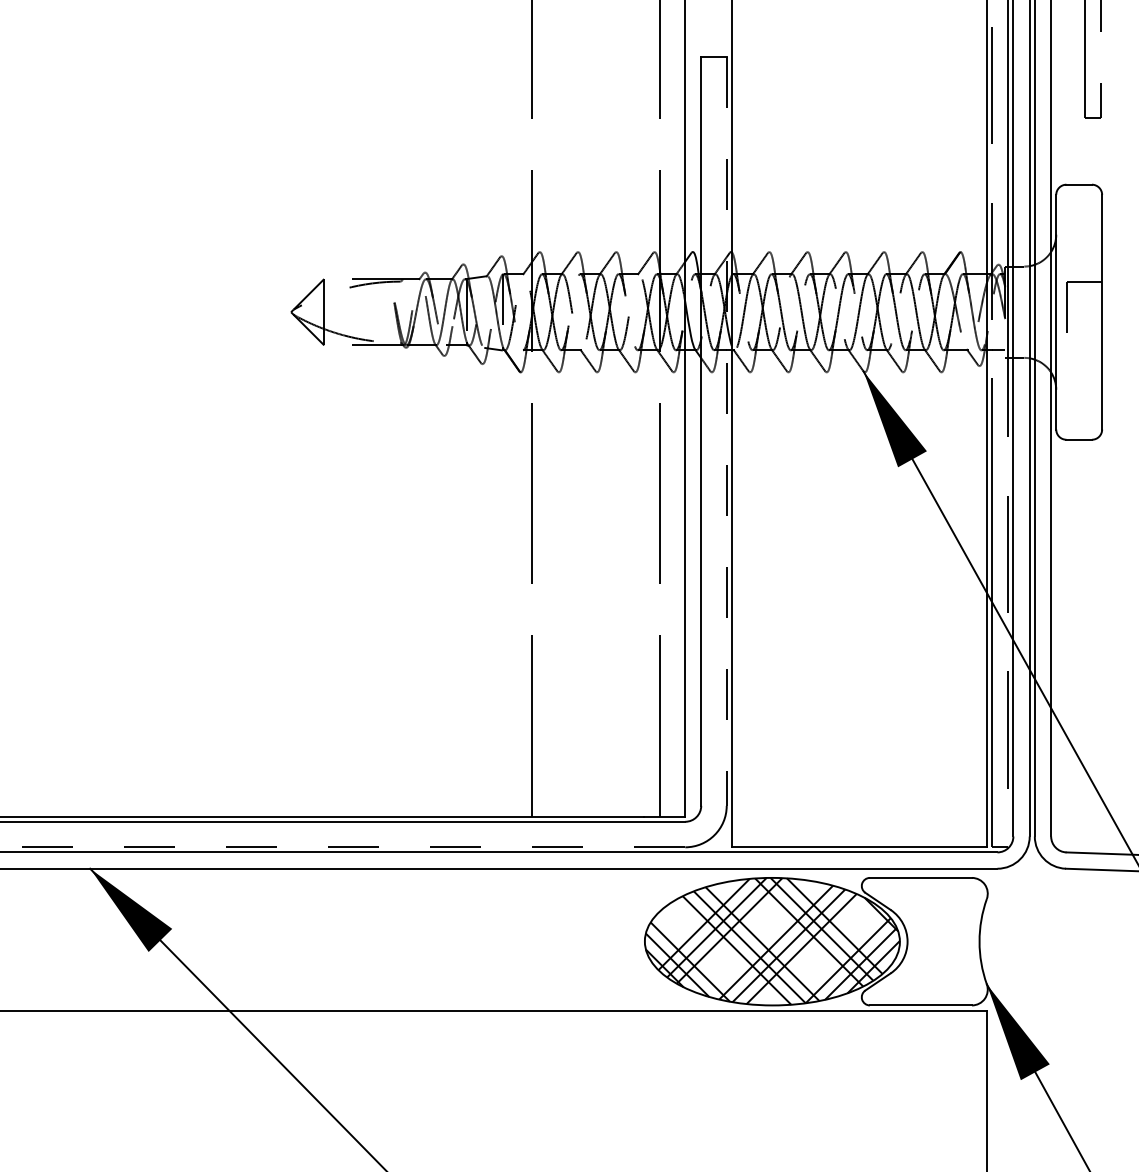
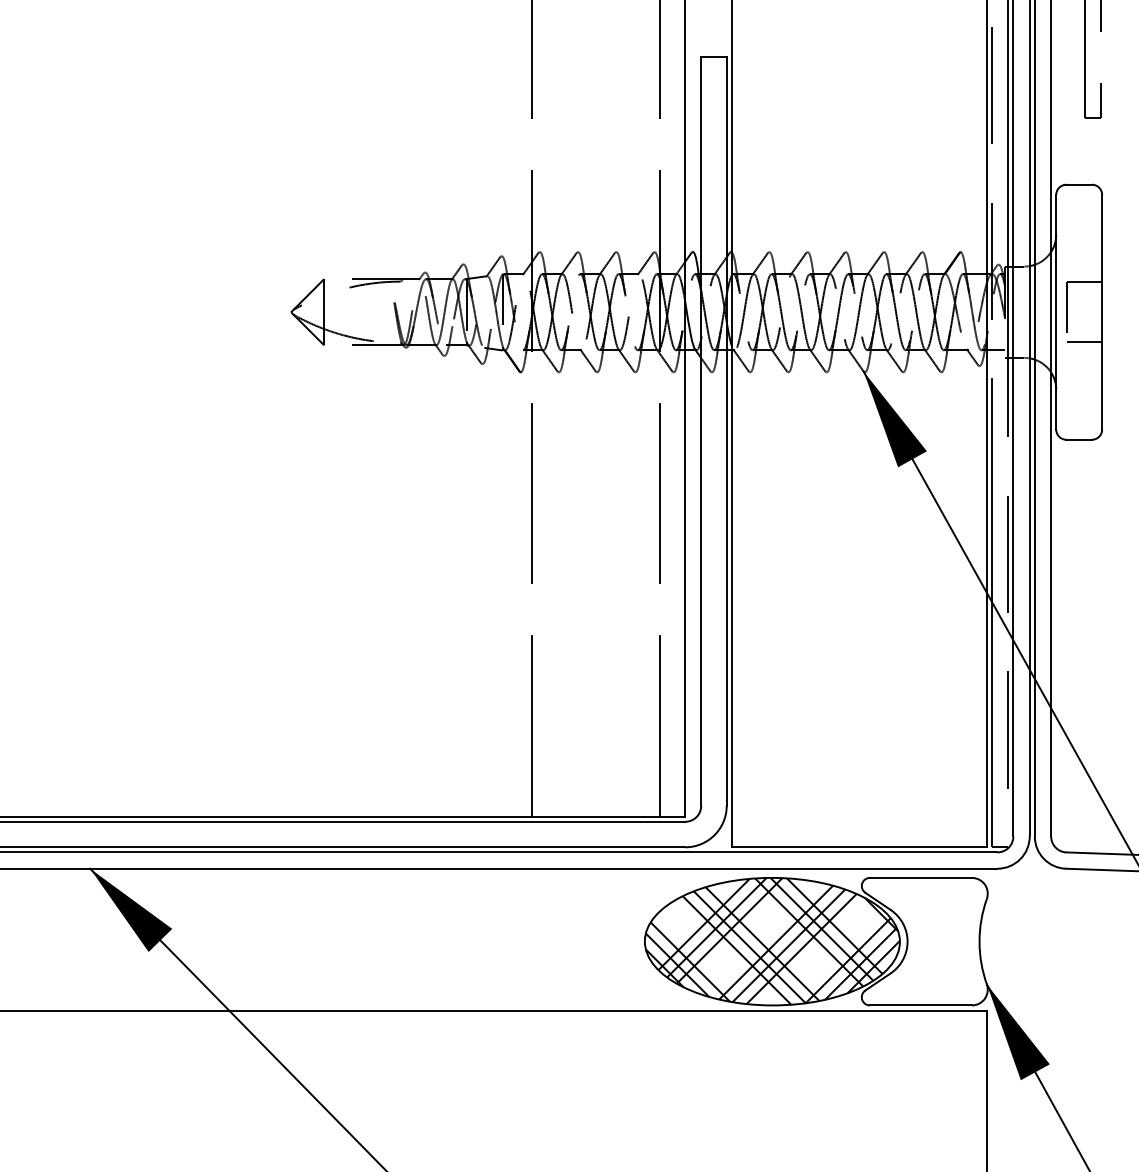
line: none -> present (1084, 342)
line: dashed -> solid (726, 431)
line: dashed -> solid (342, 847)
